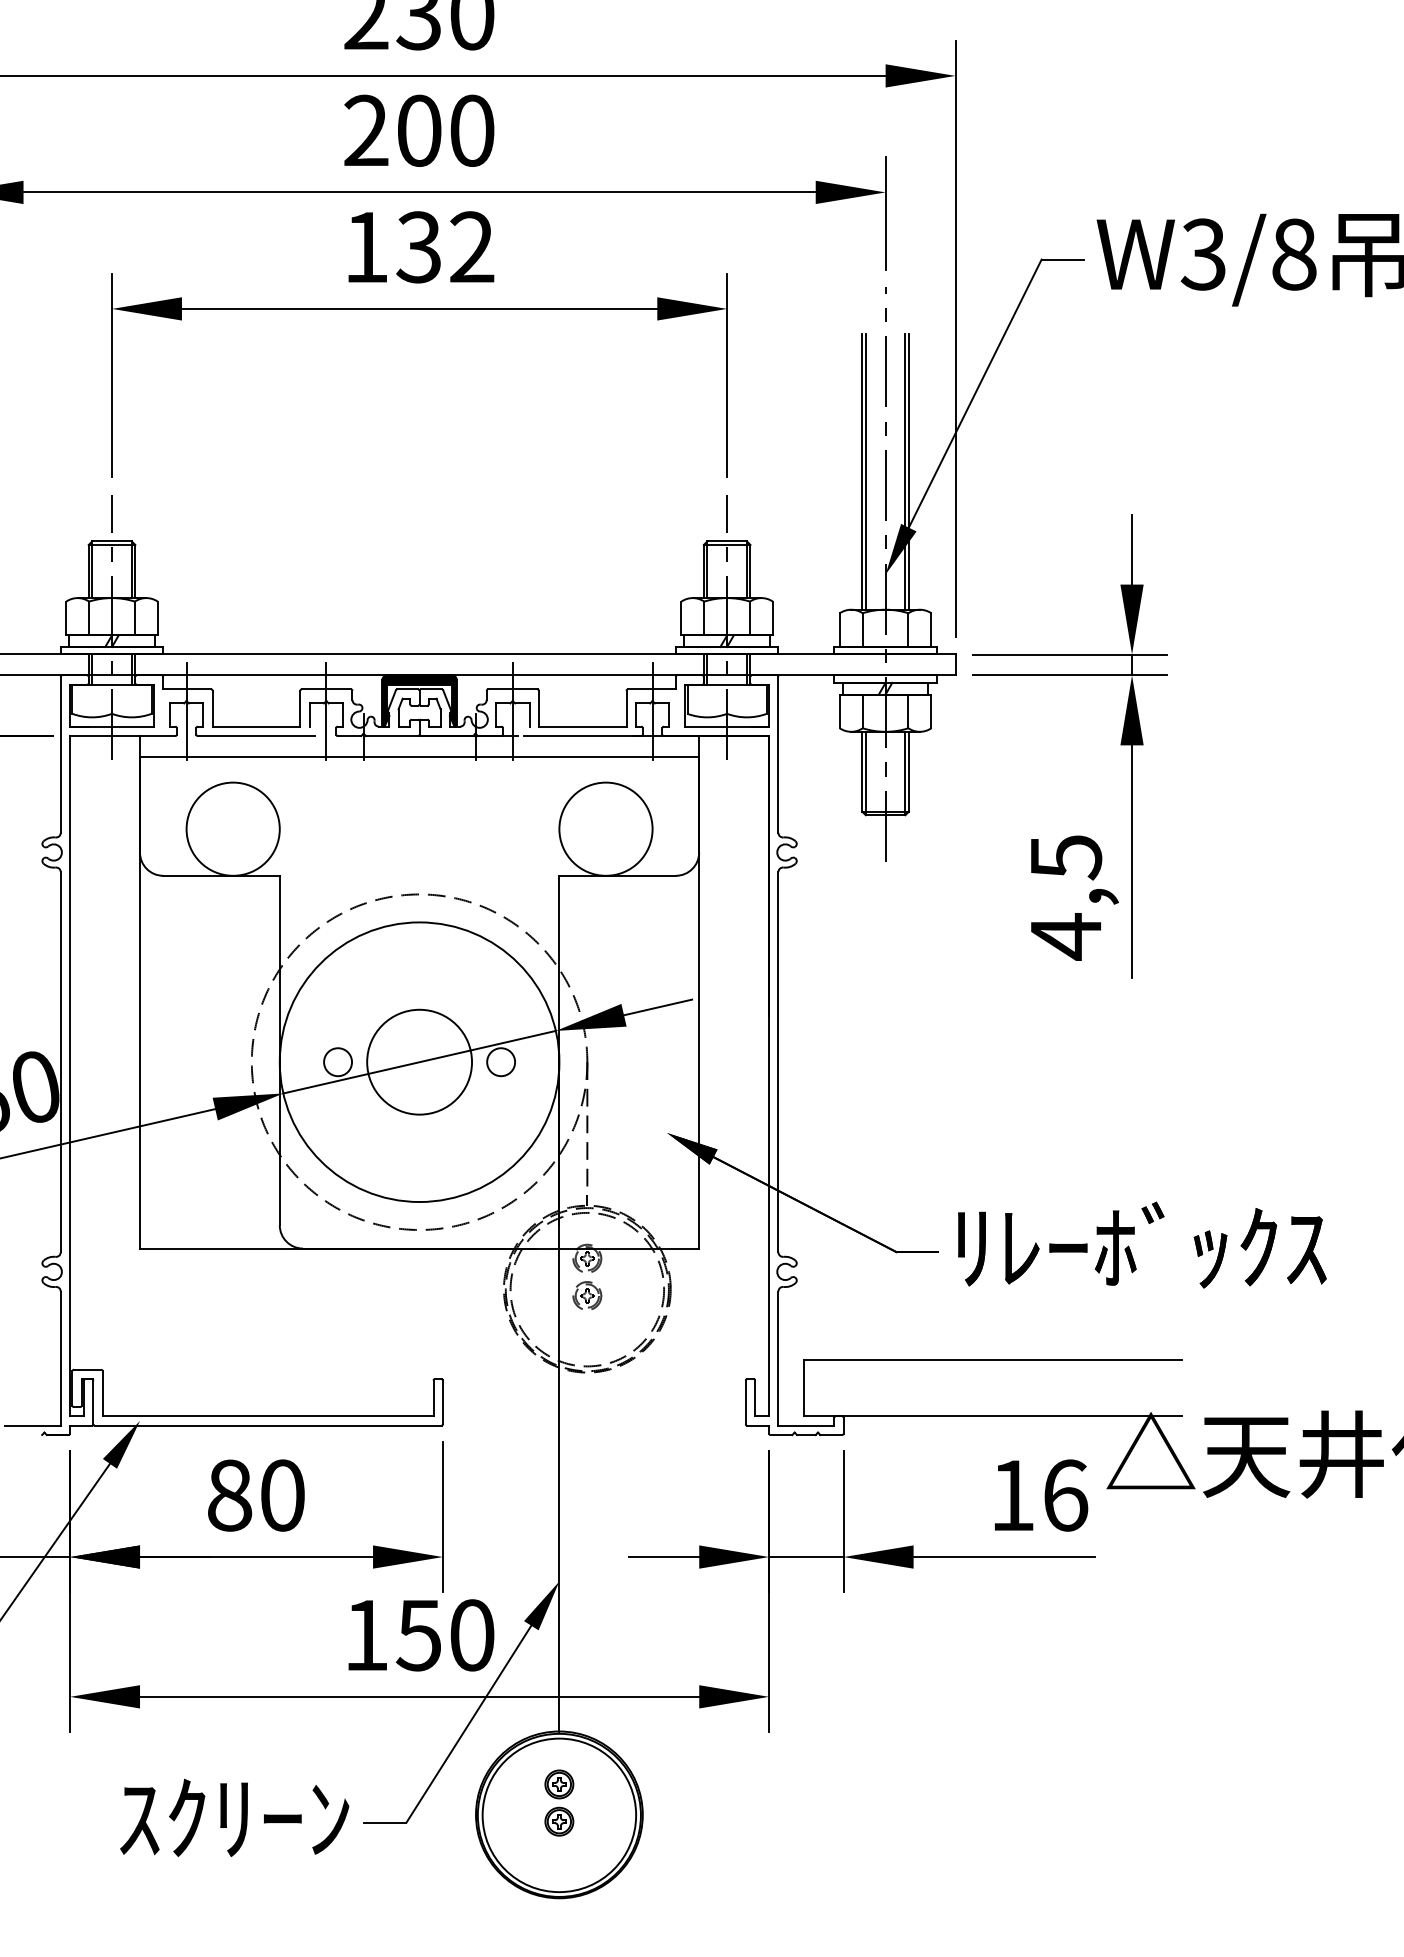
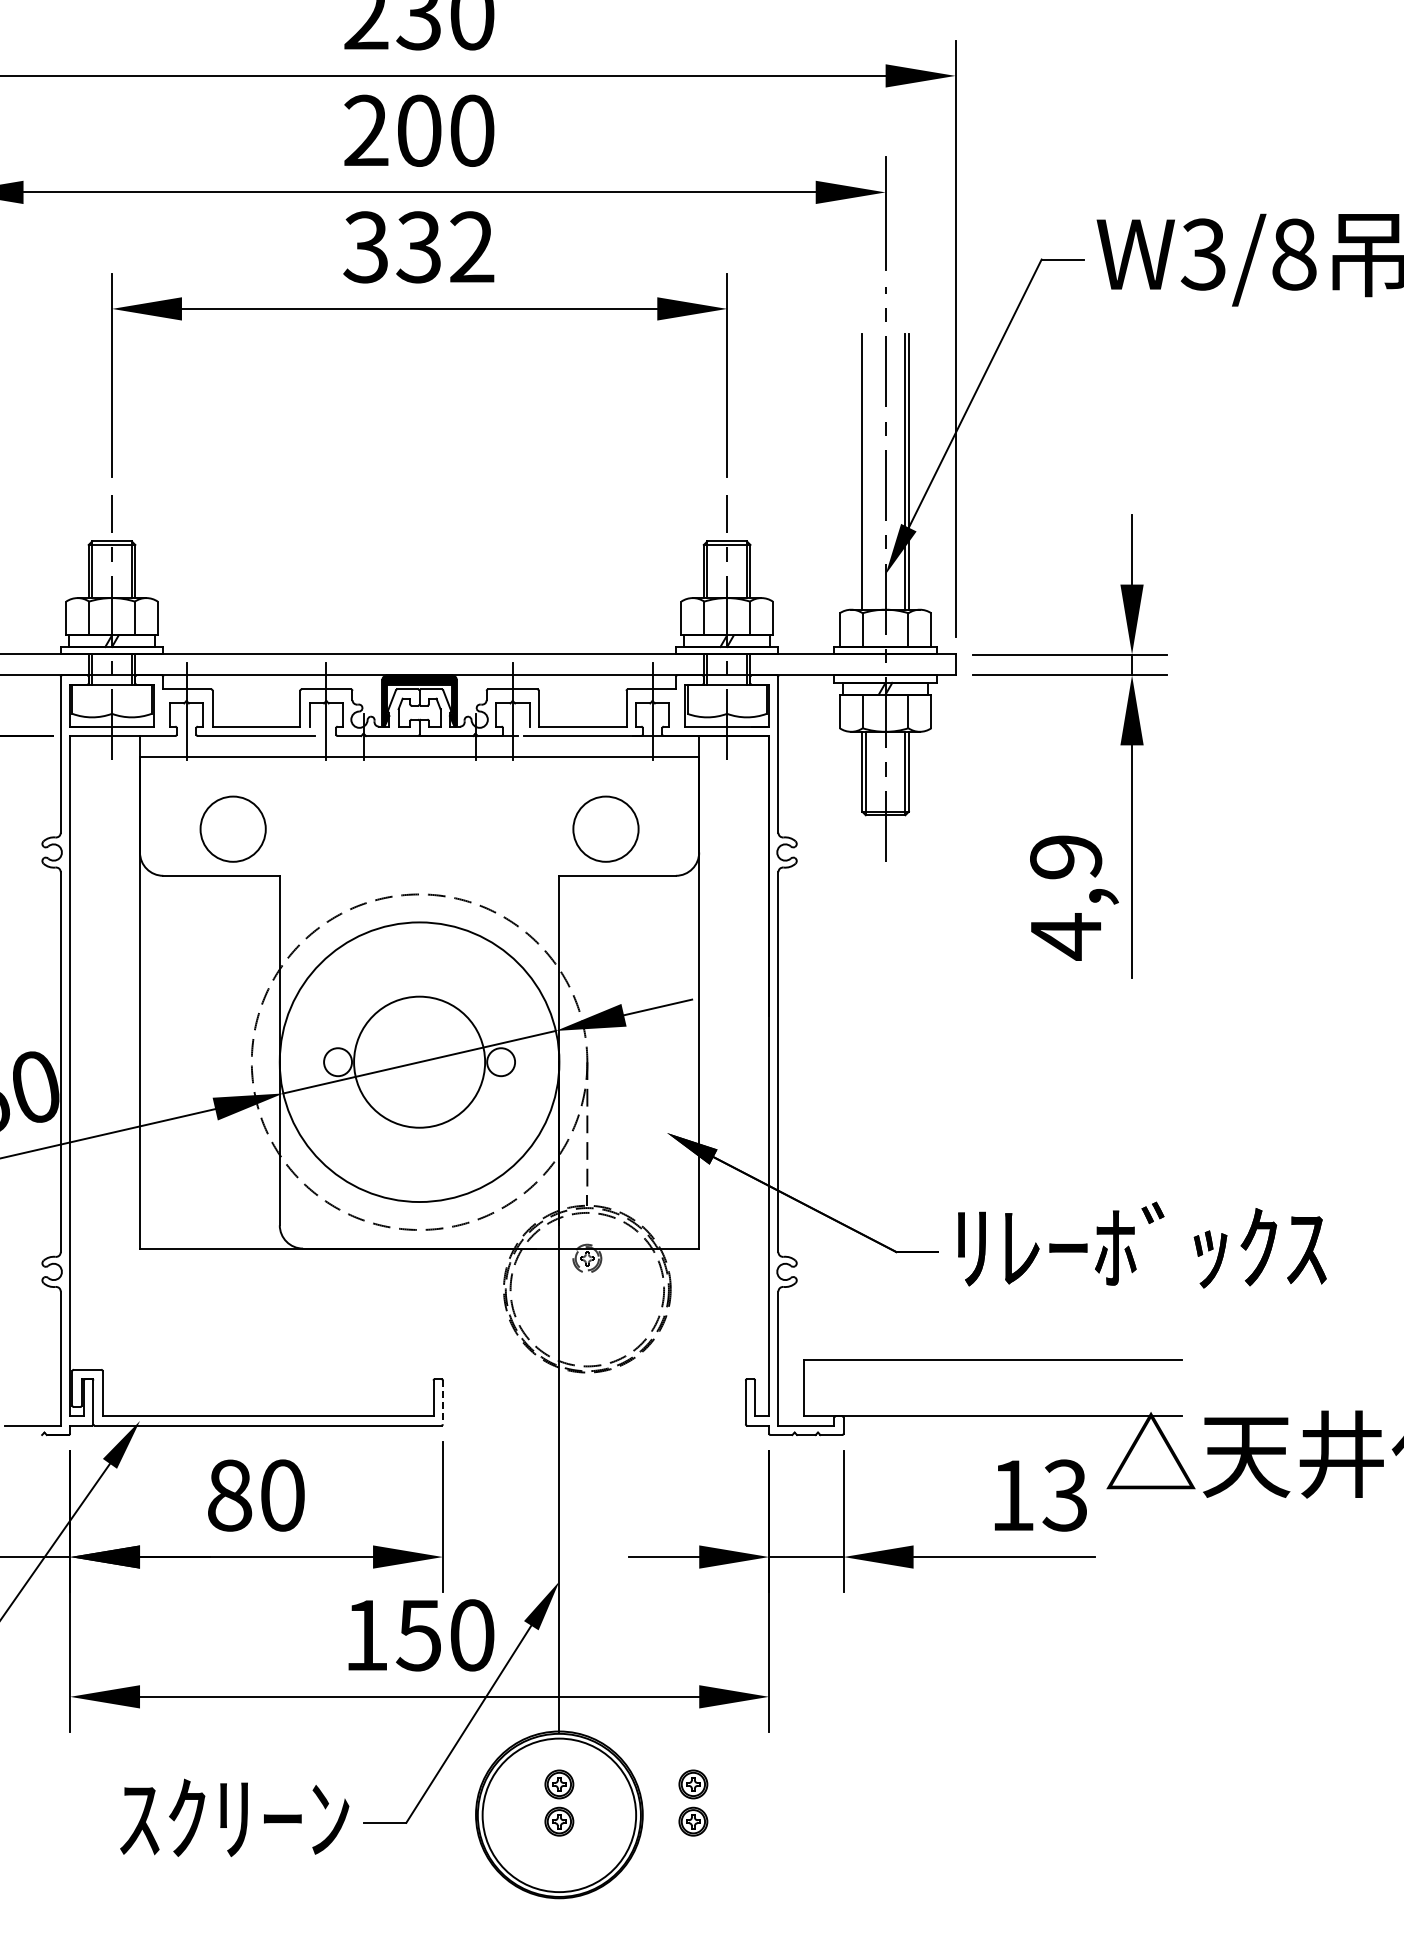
text: 132 -> 332 (365, 247)
line: present -> none (865, 471)
circle diameter: 93 px -> 65 px (232, 828)
circle diameter: 93 px -> 65 px (605, 828)
text: 4,5 -> 4,9 (1066, 857)
circle diameter: 105 px -> 131 px (419, 1061)
part: present -> none (587, 1295)
line: solid -> dashed (442, 1402)
text: 16 -> 13 (1065, 1495)
part: none -> present (693, 1802)
